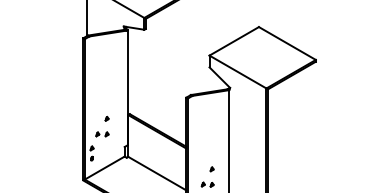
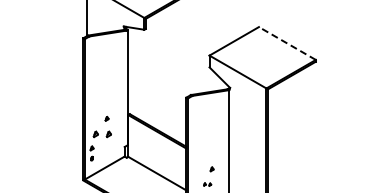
line: solid -> dashed (287, 43)
part size: 15x7 px -> 20x9 px (101, 134)
part size: 15x7 px -> 10x5 px (207, 184)
